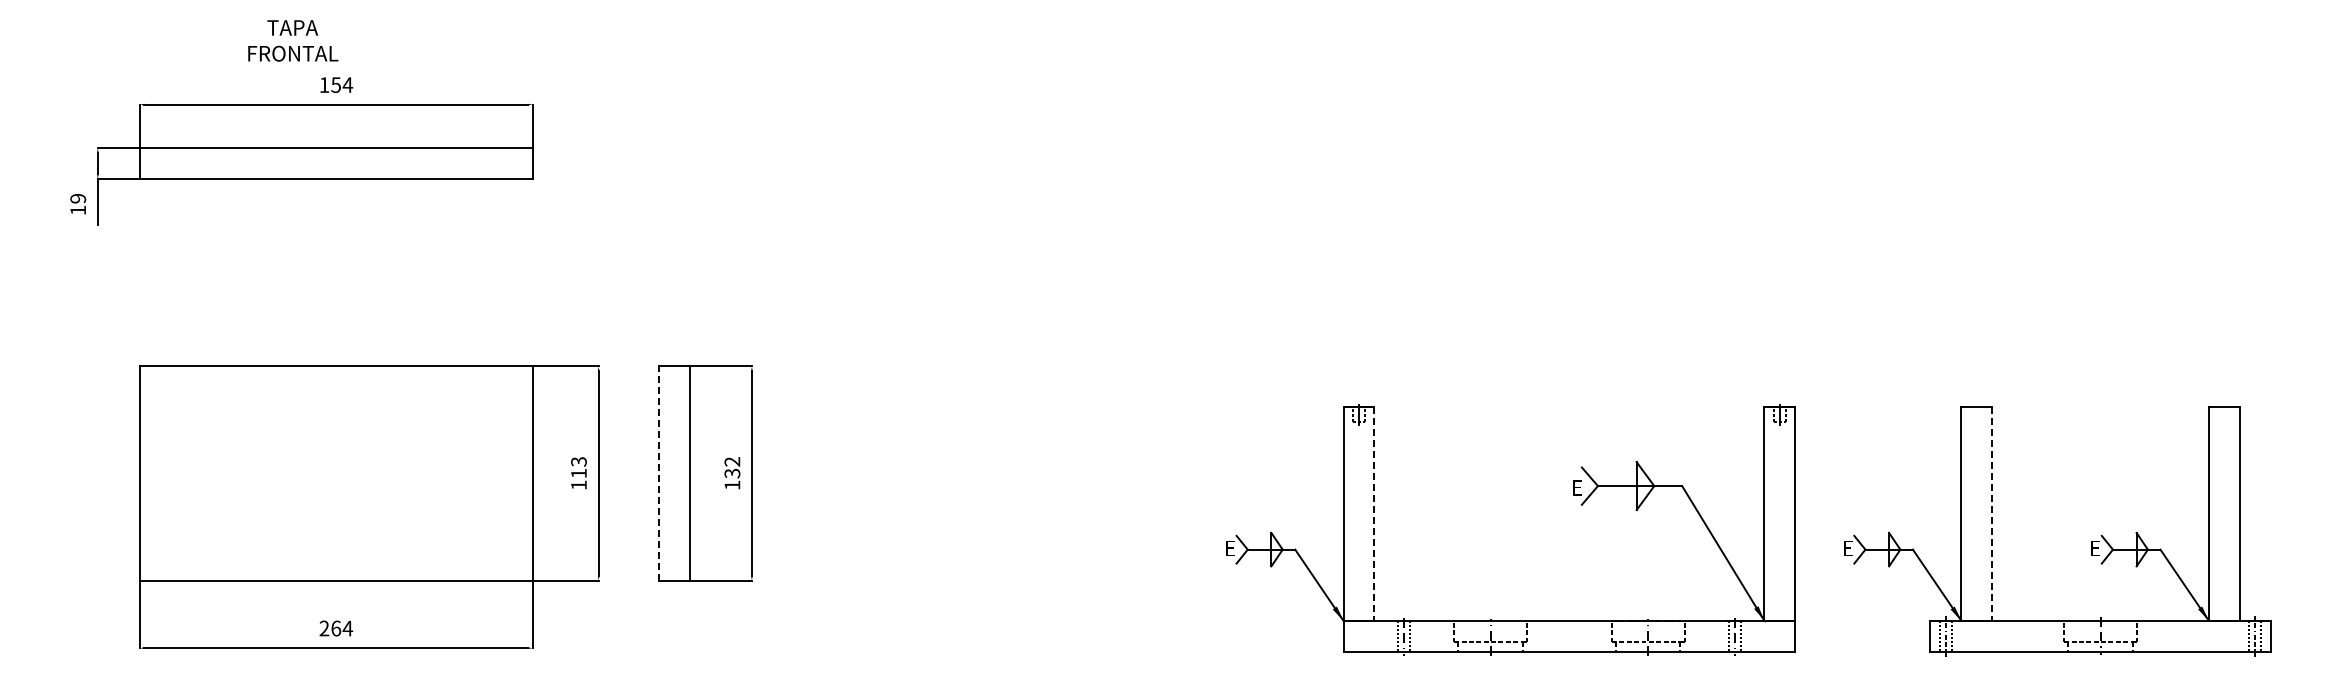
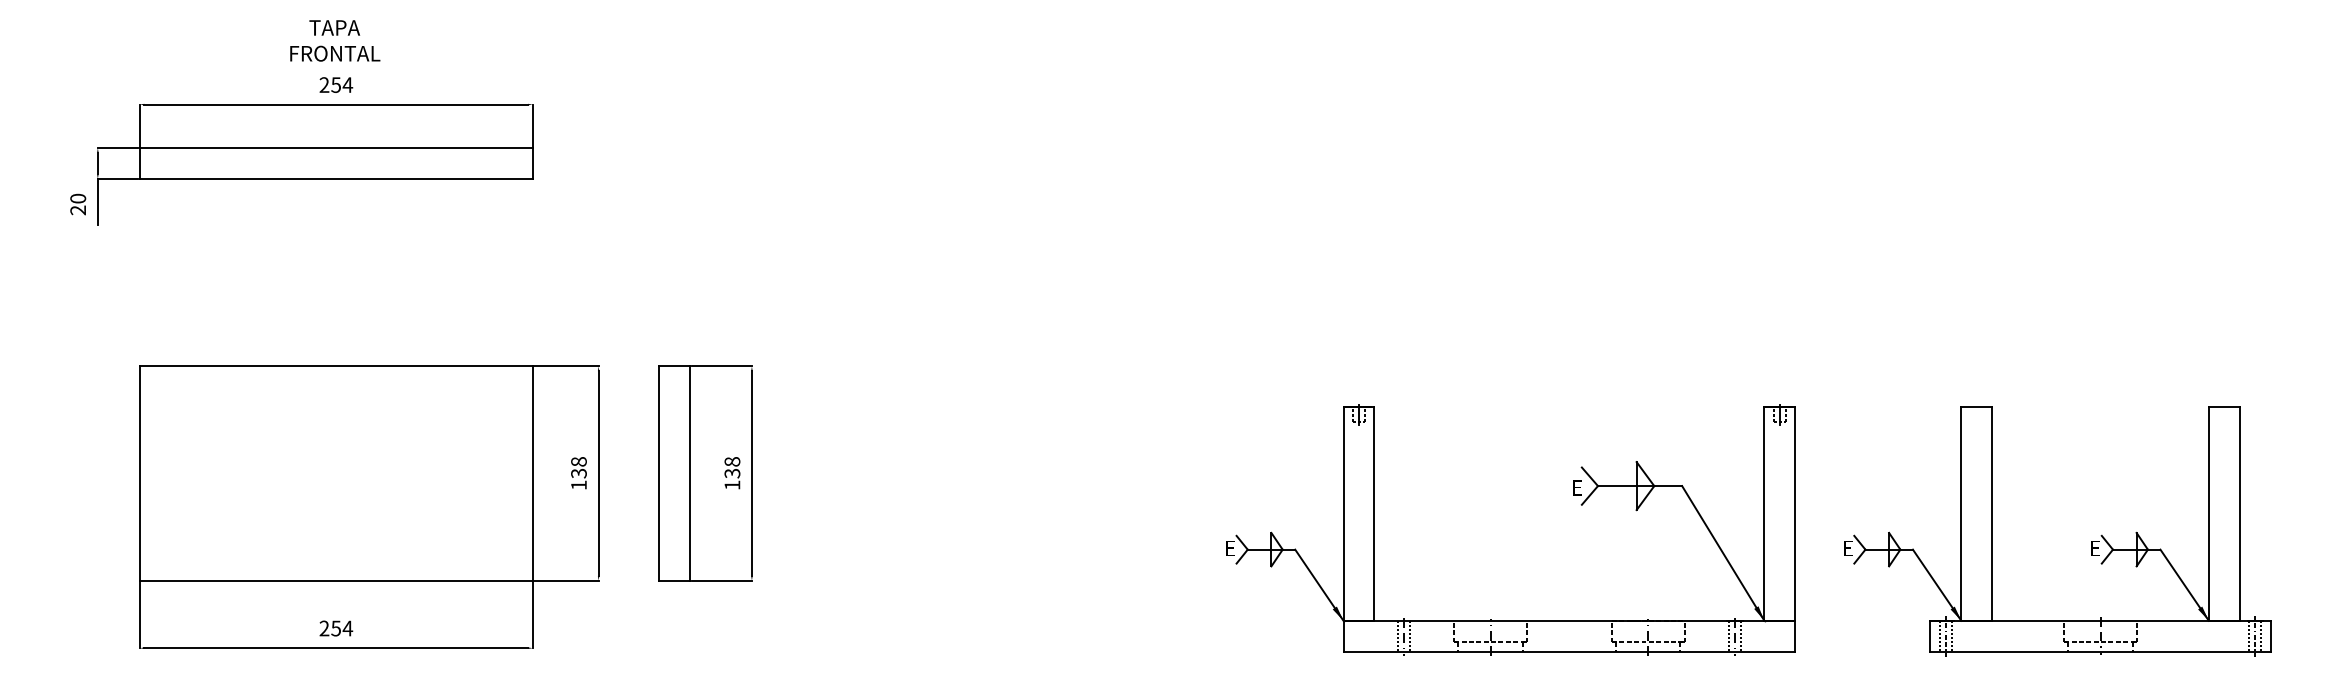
text position: (293, 40) -> (335, 40) (335, 40)
text: 154 -> 254 (324, 84)
text: 19 -> 20 (78, 204)
text: 132 -> 138 (732, 461)
text: 113 -> 138 (578, 467)
line: dashed -> solid (659, 473)
line: dashed -> solid (1374, 514)
line: dashed -> solid (1992, 514)
text: 264 -> 254 (336, 628)
